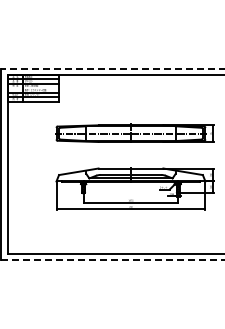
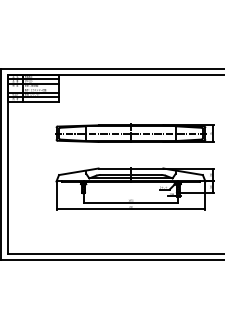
line: dashed -> solid (112, 69)
line: dashed -> solid (112, 259)
